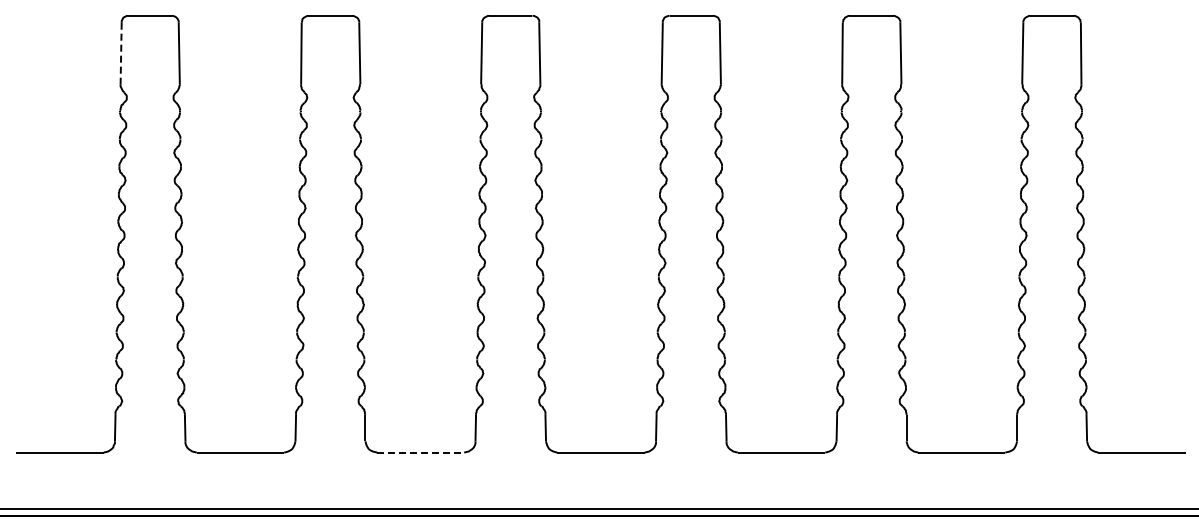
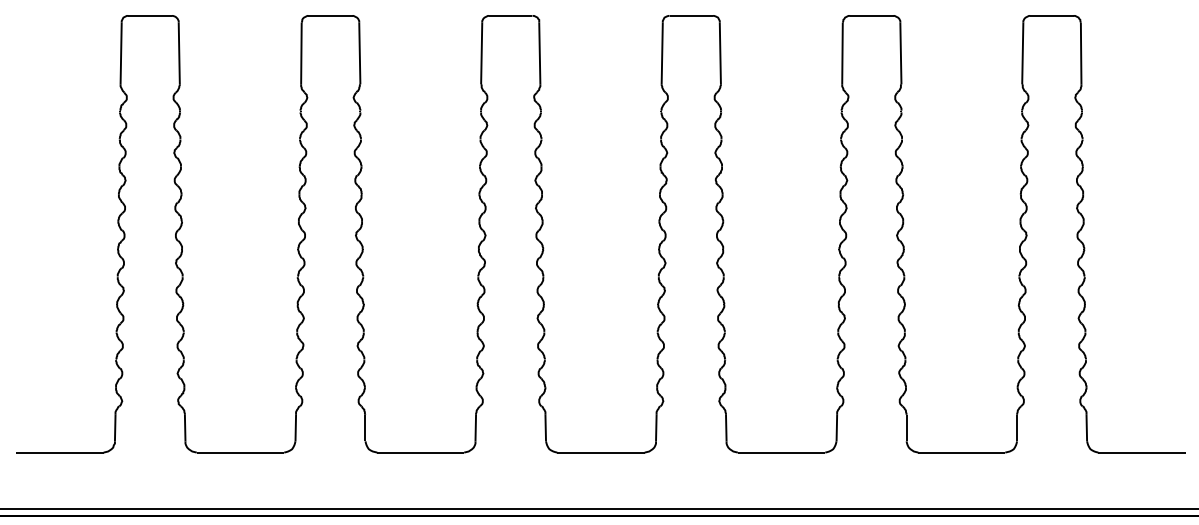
line: dashed -> solid (121, 53)
line: dashed -> solid (421, 452)
